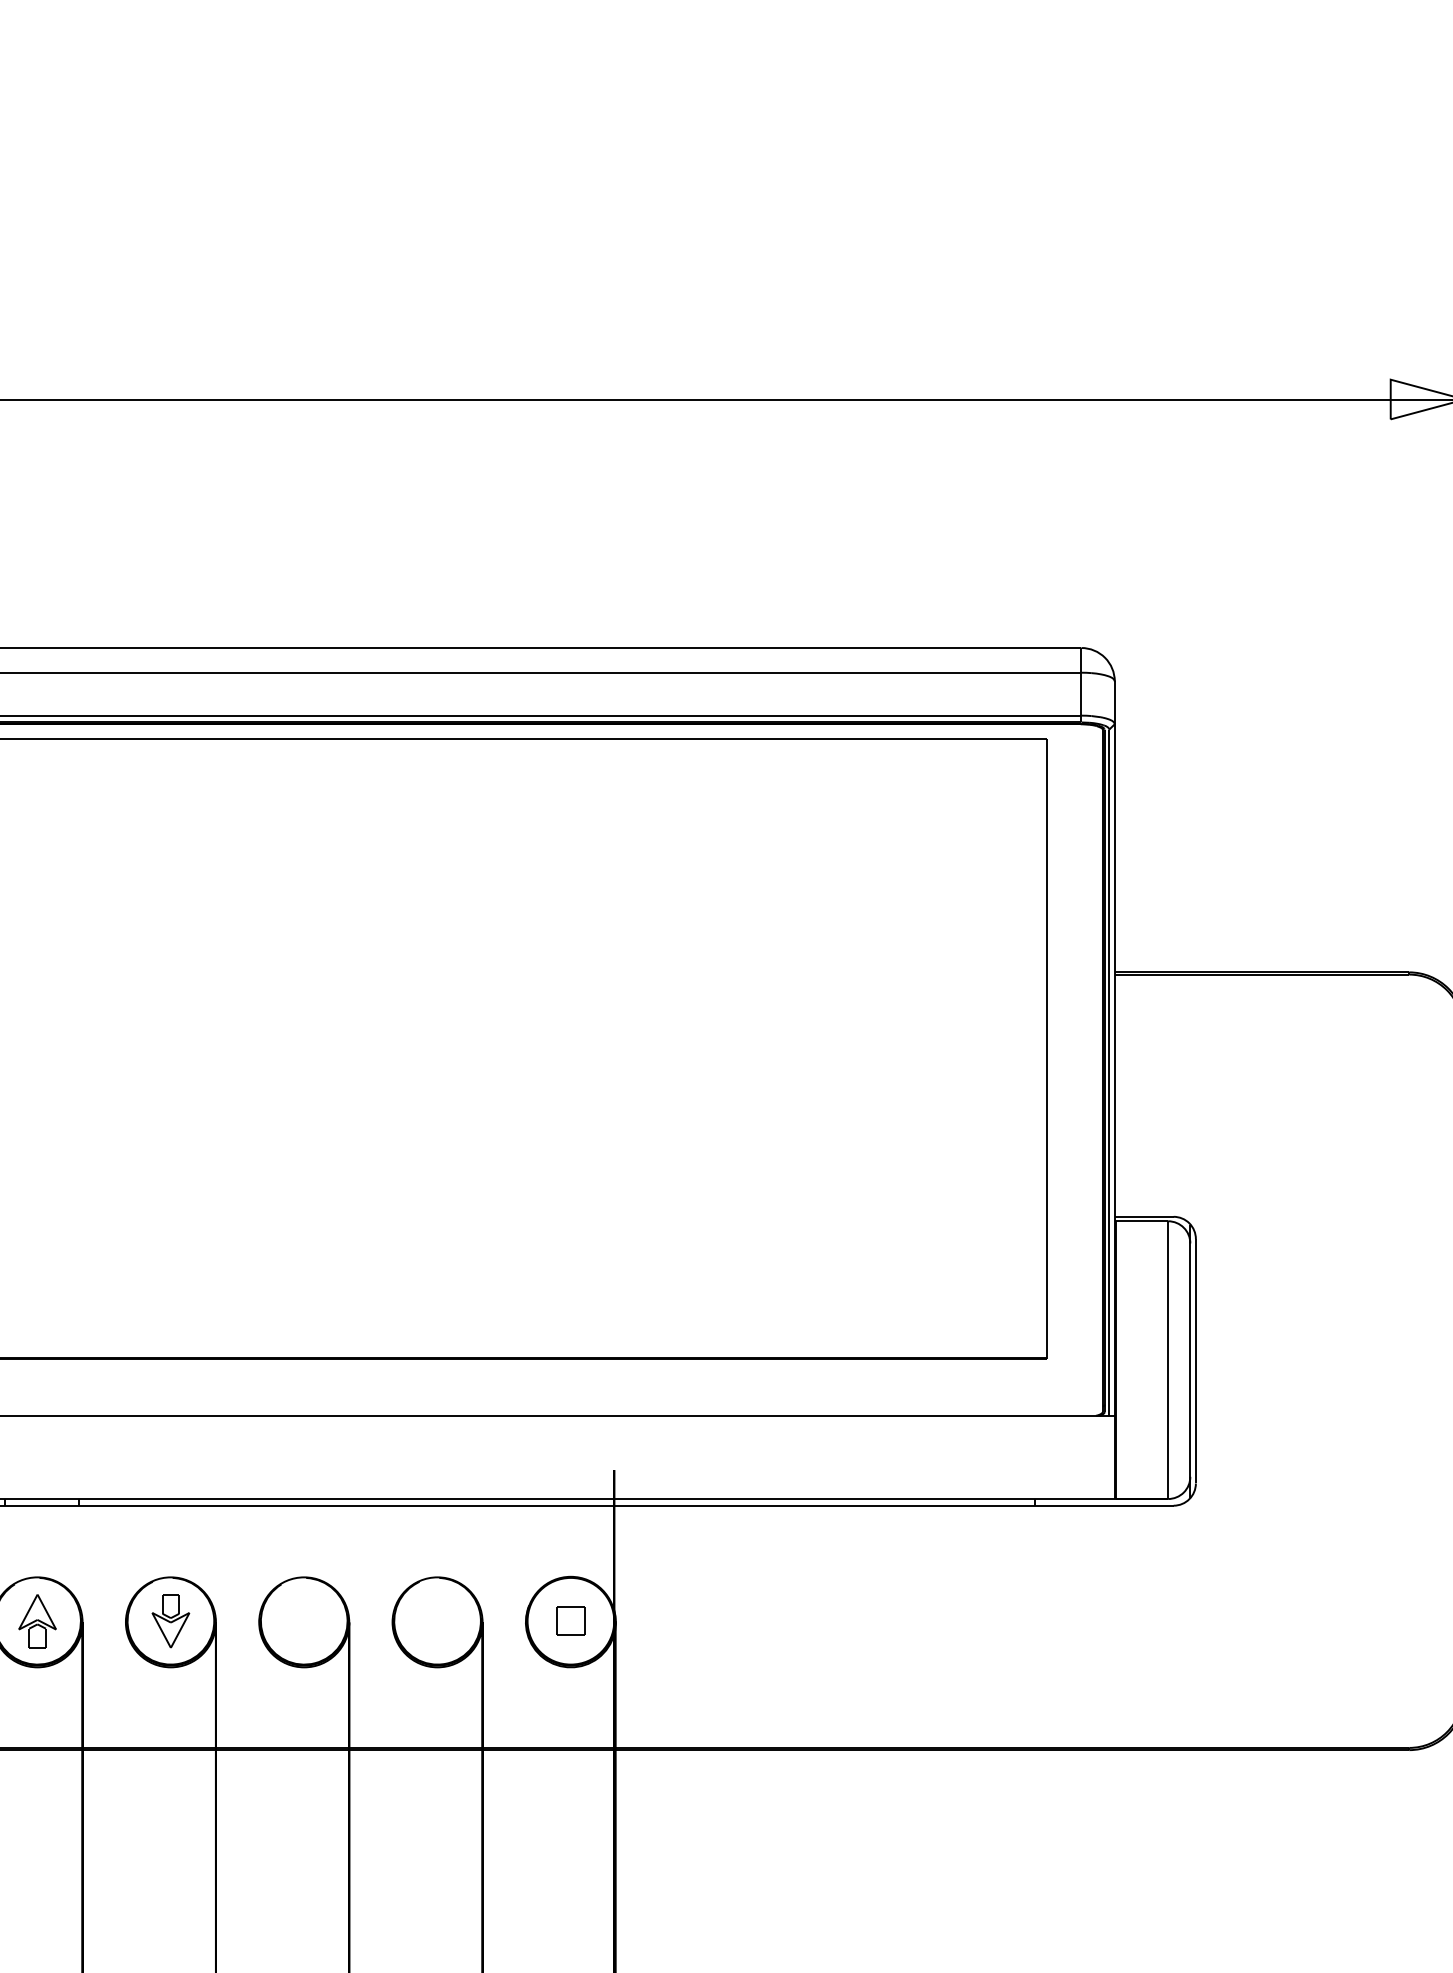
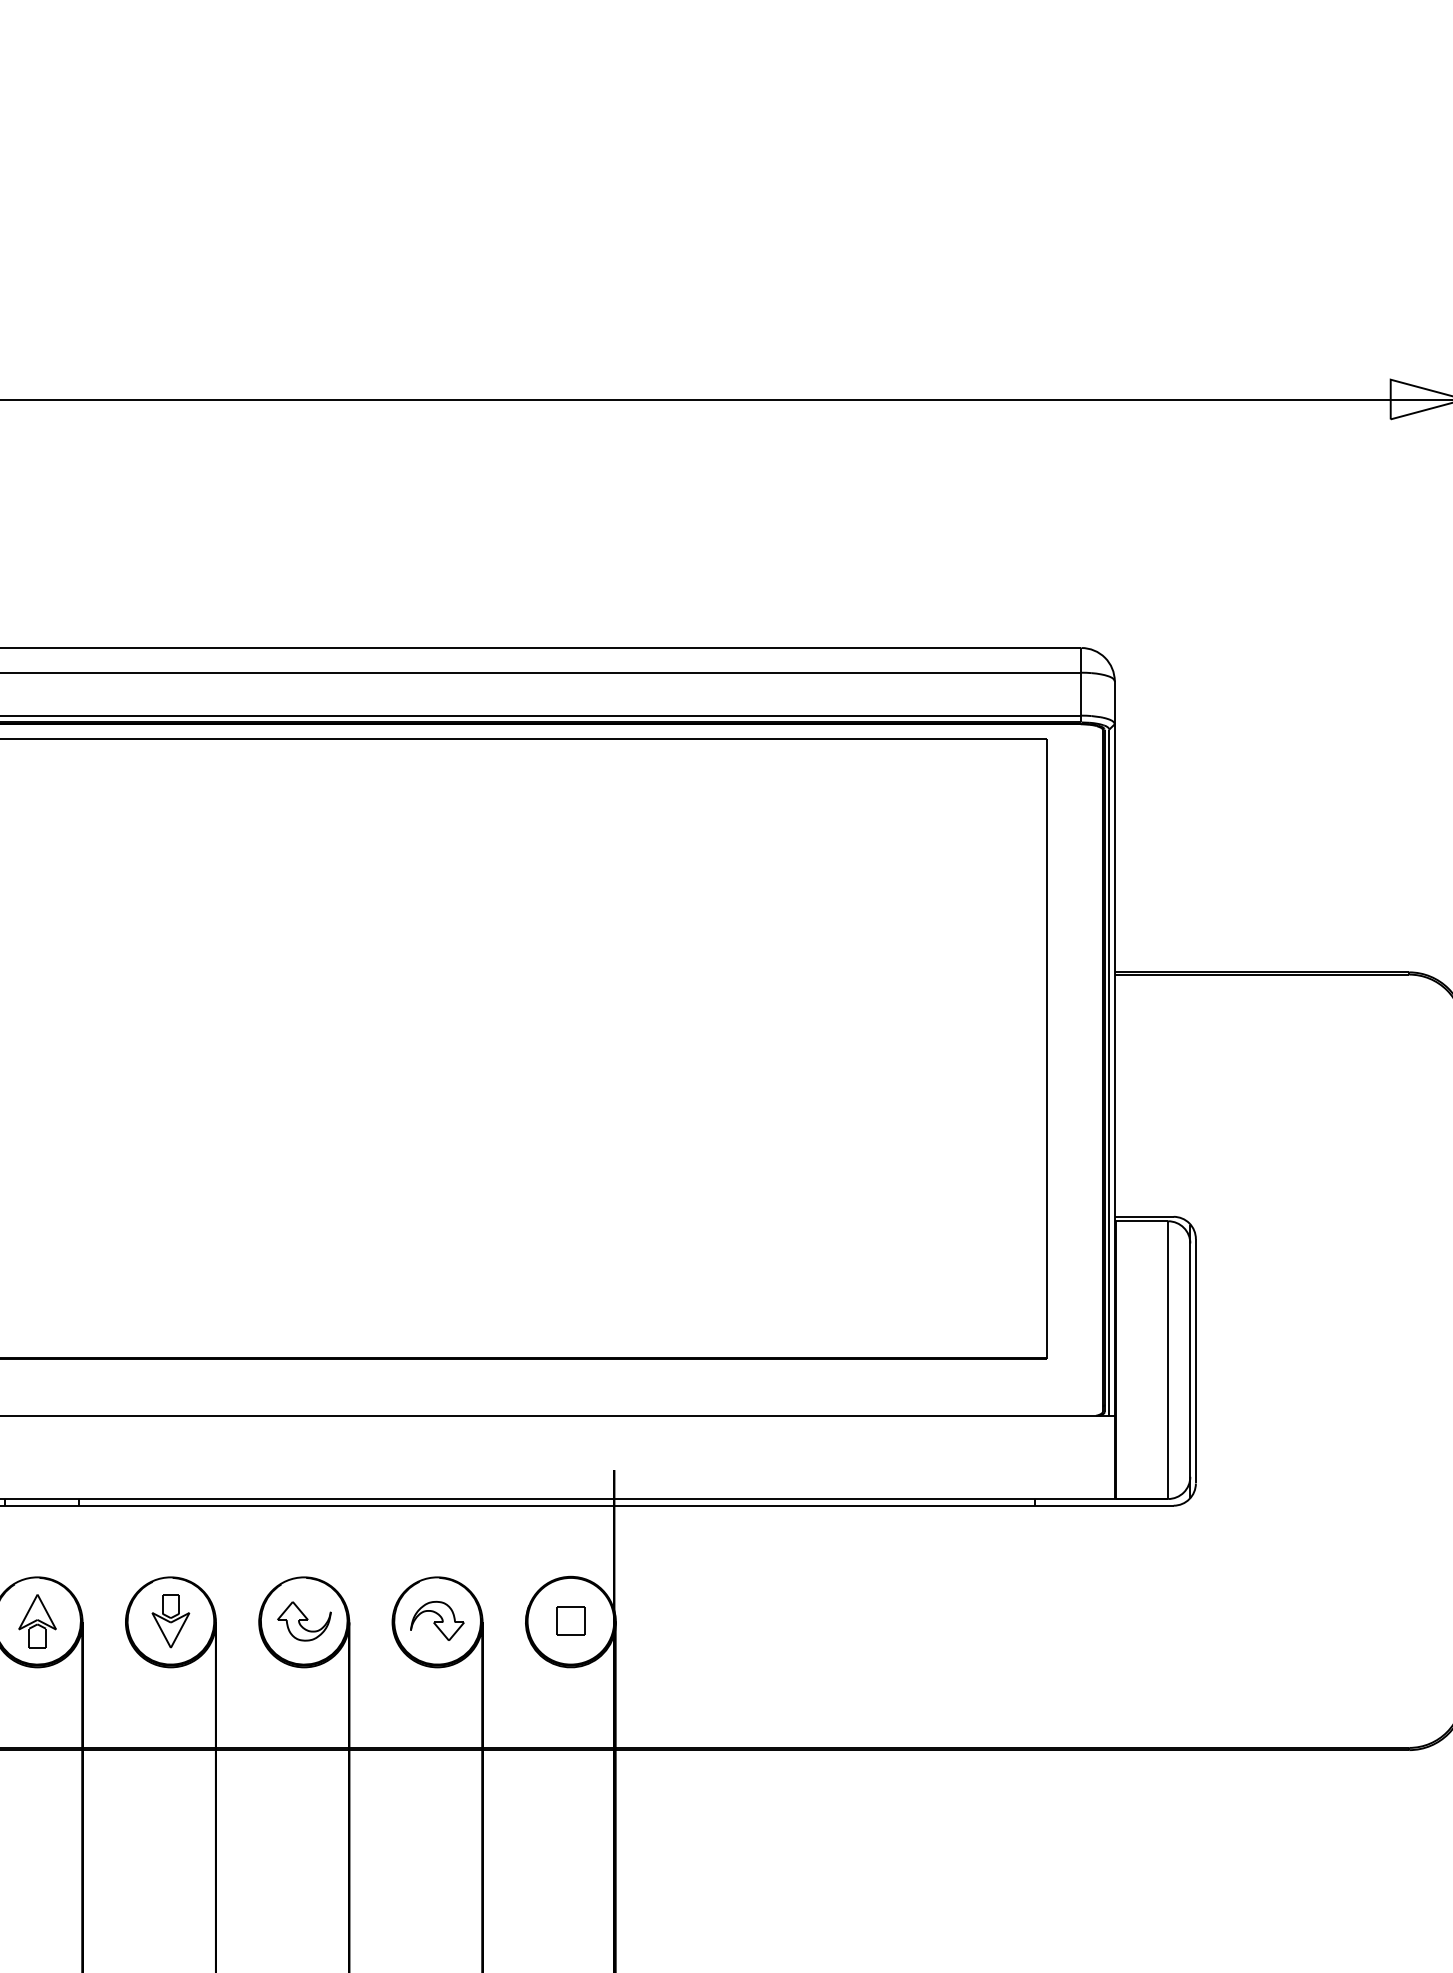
part: none -> present (437, 1620)
part: none -> present (304, 1621)
